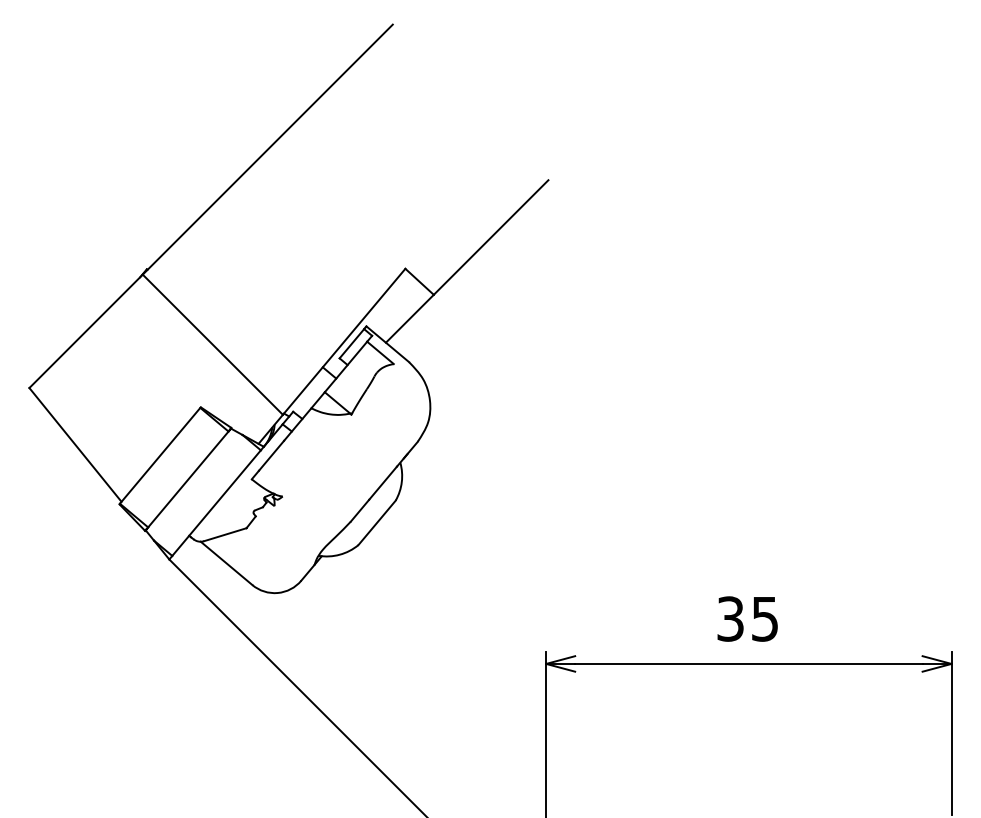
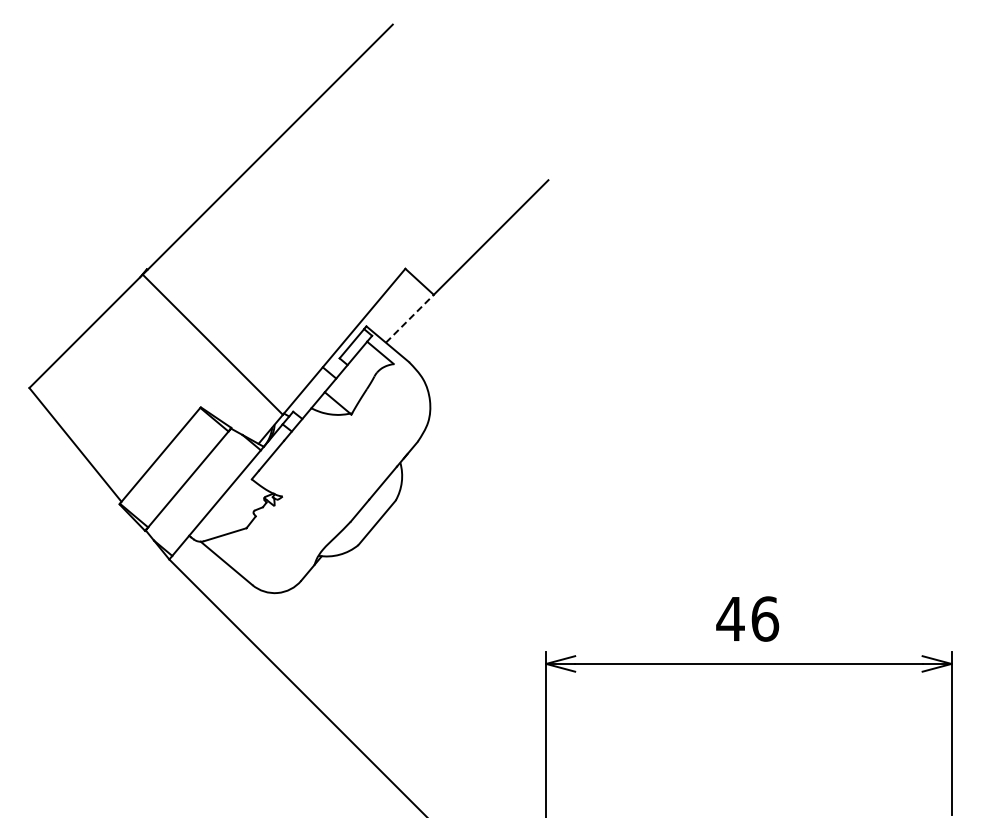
line: solid -> dashed (409, 318)
text: 35 -> 46 (747, 618)
